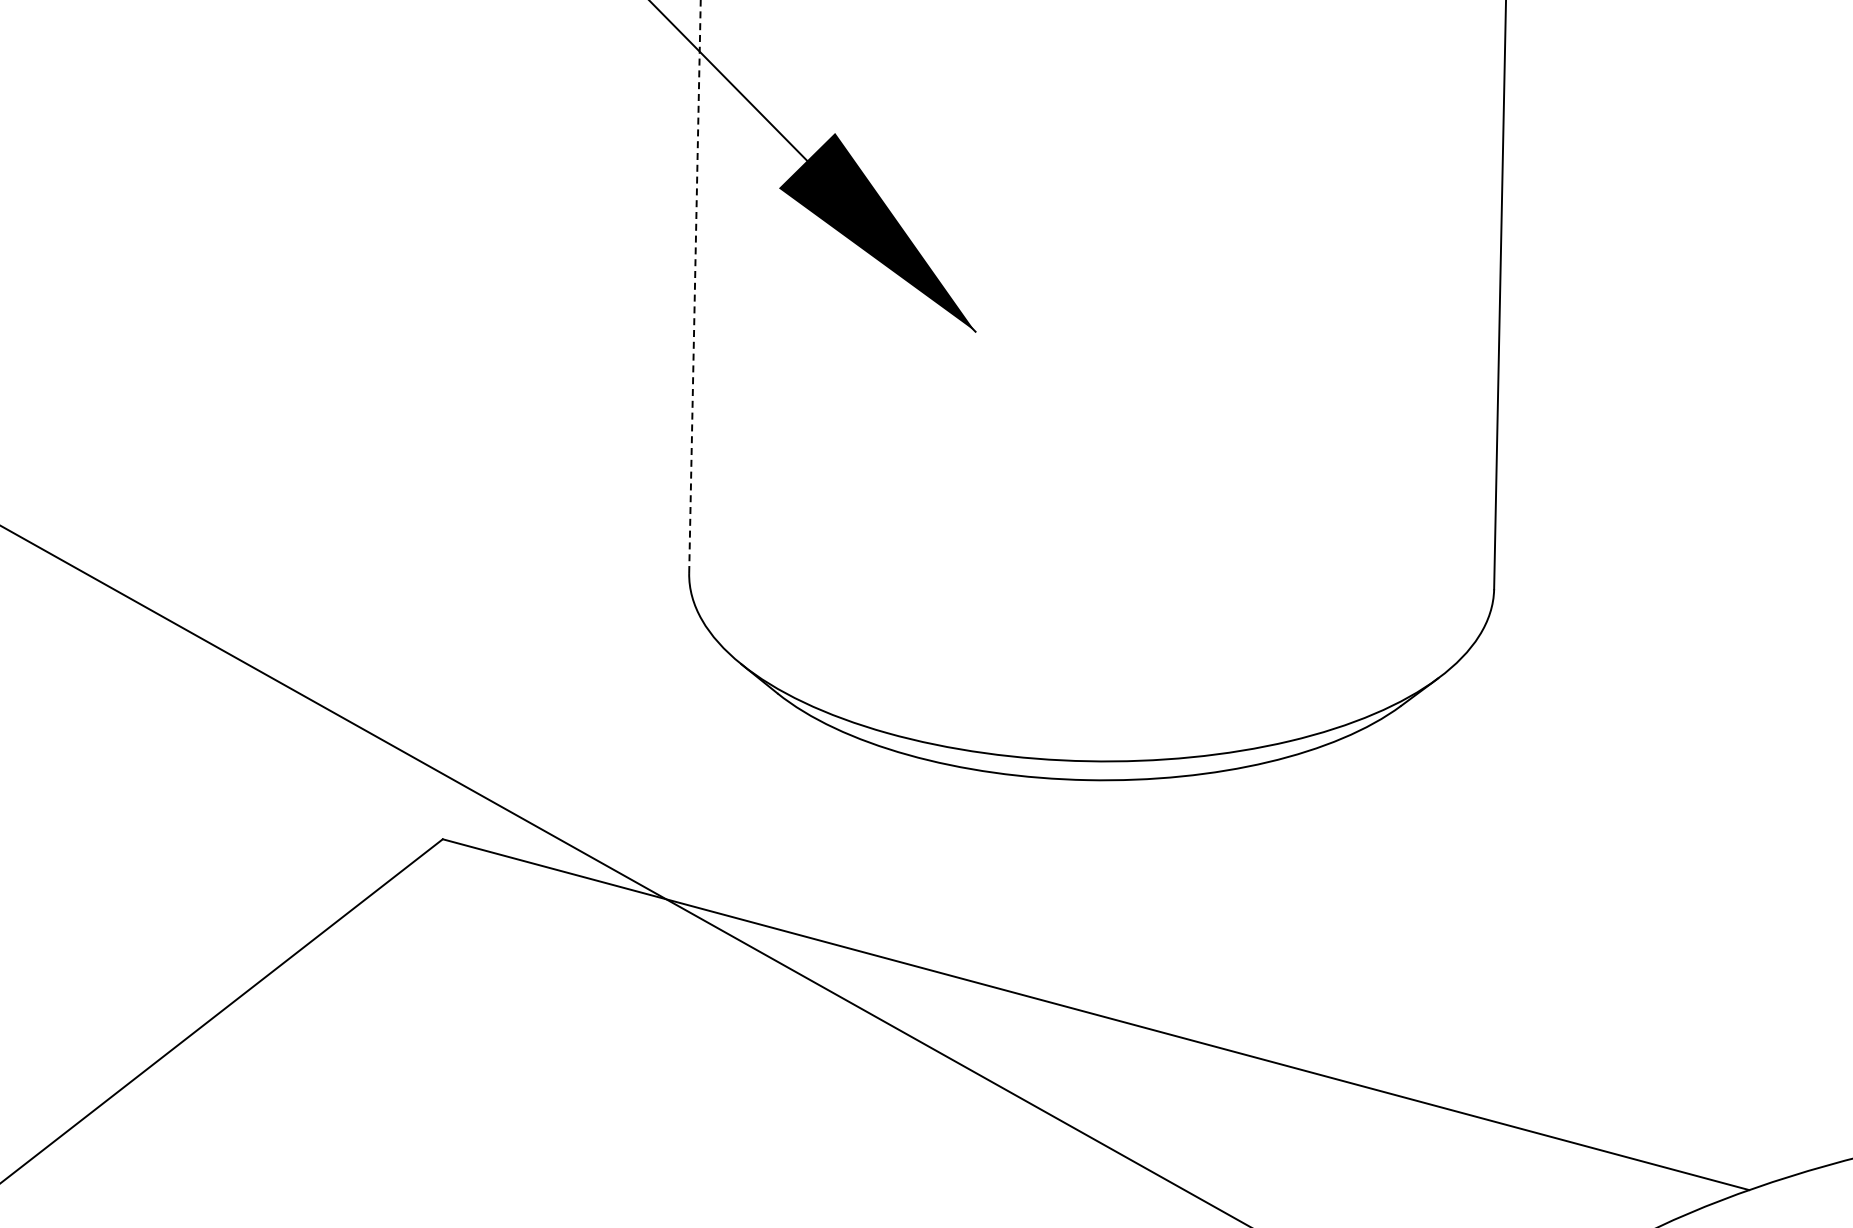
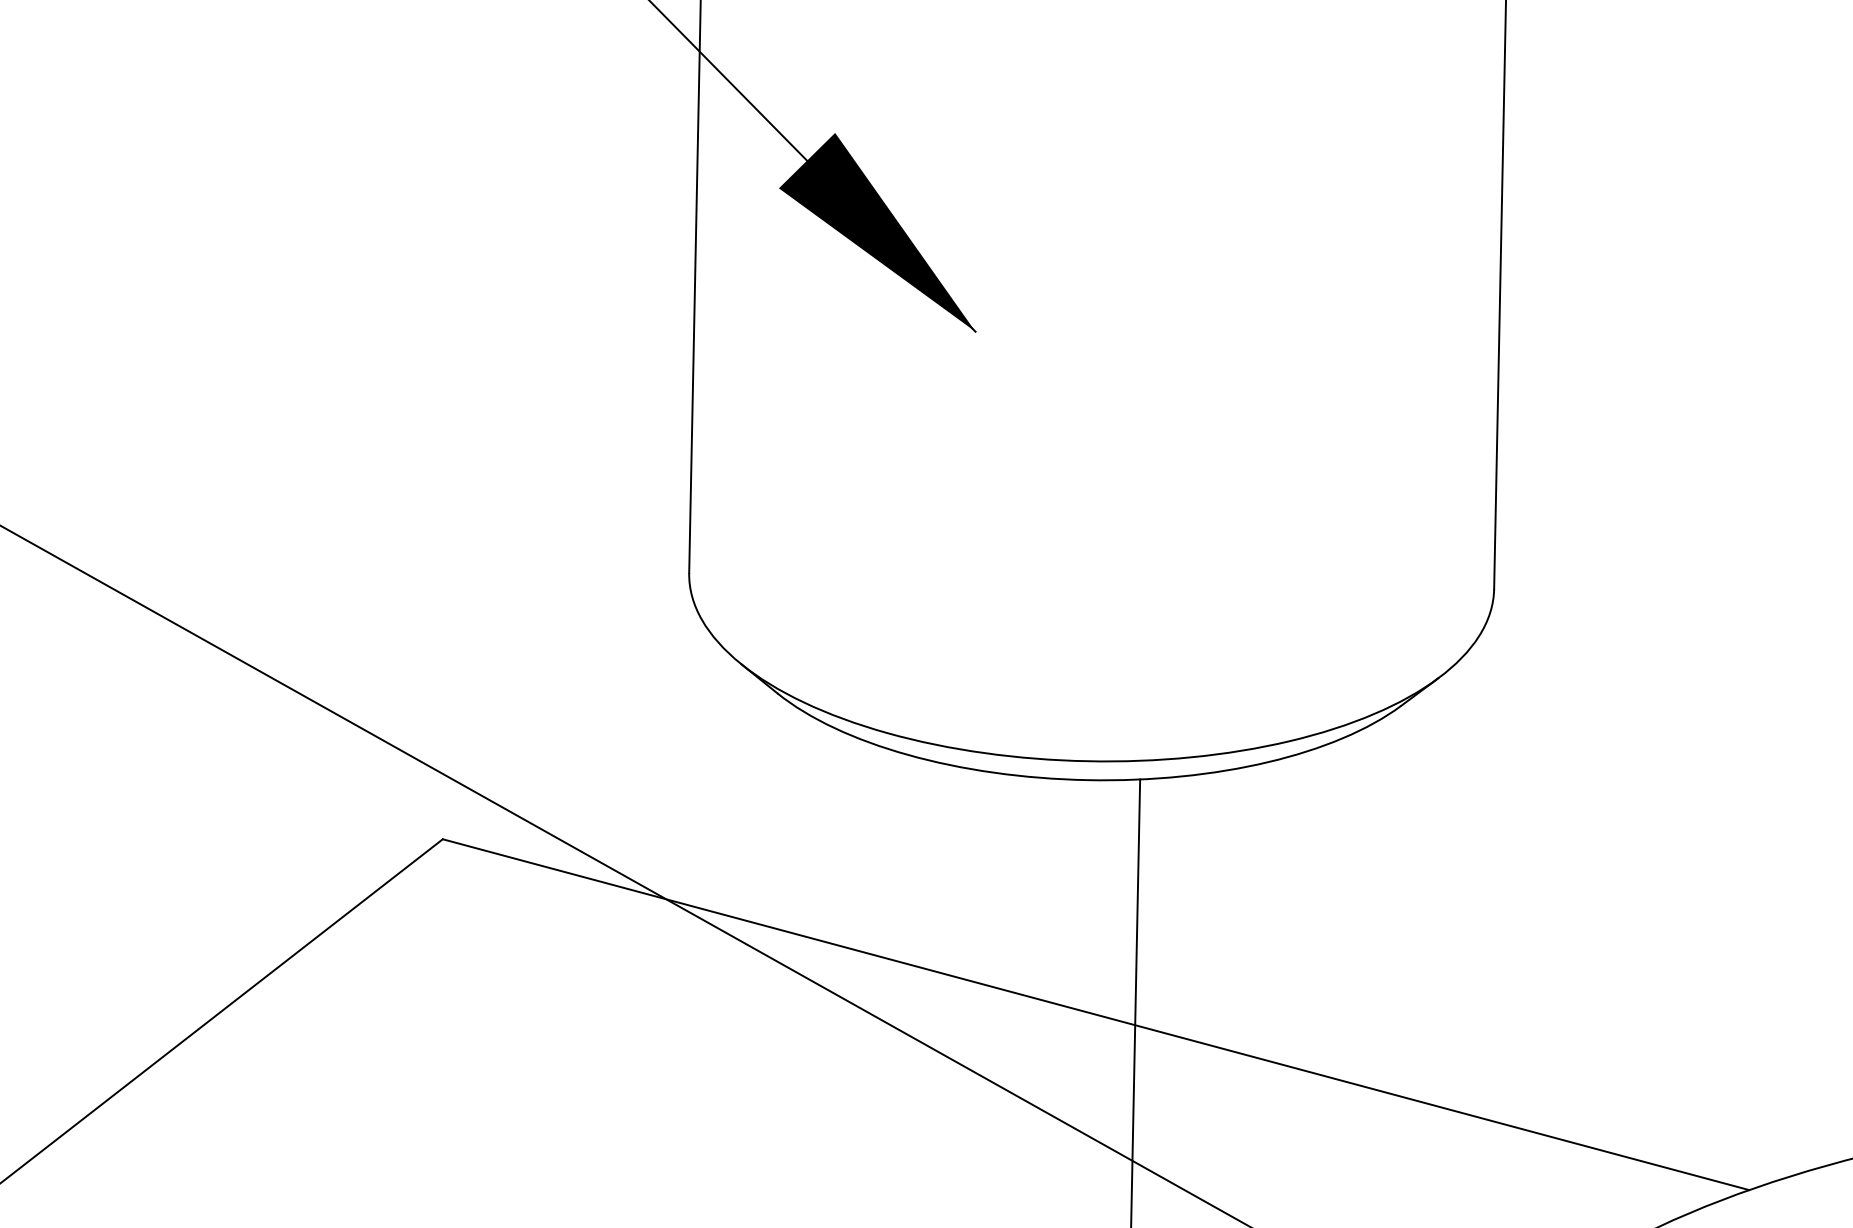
line: dashed -> solid (694, 286)
line: none -> present (1135, 1001)
